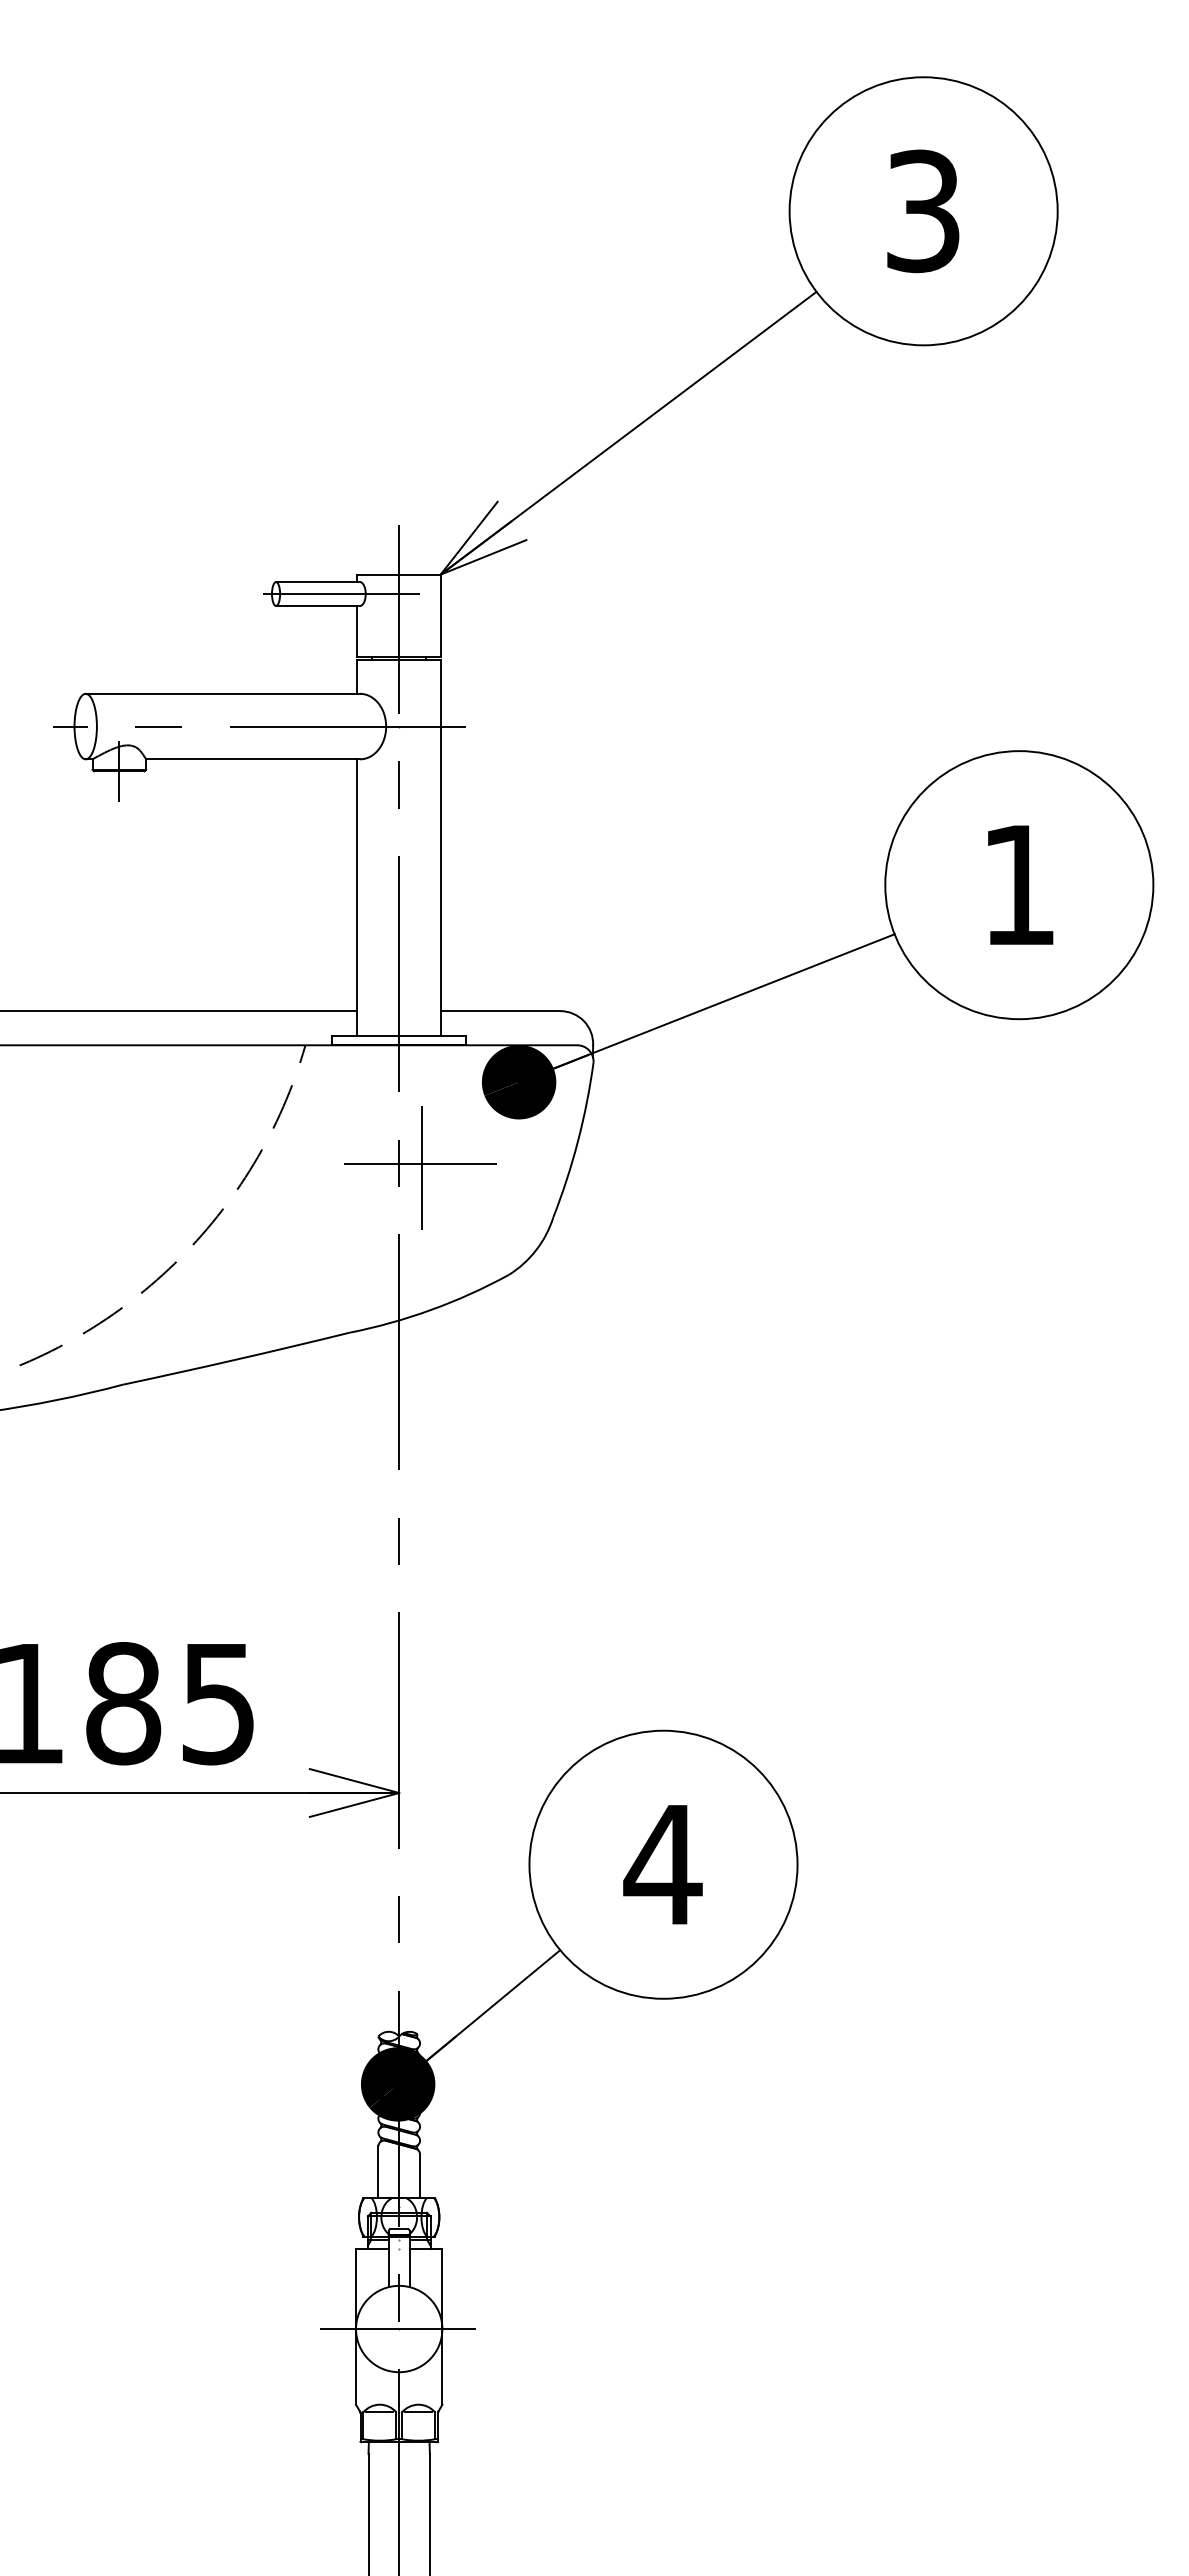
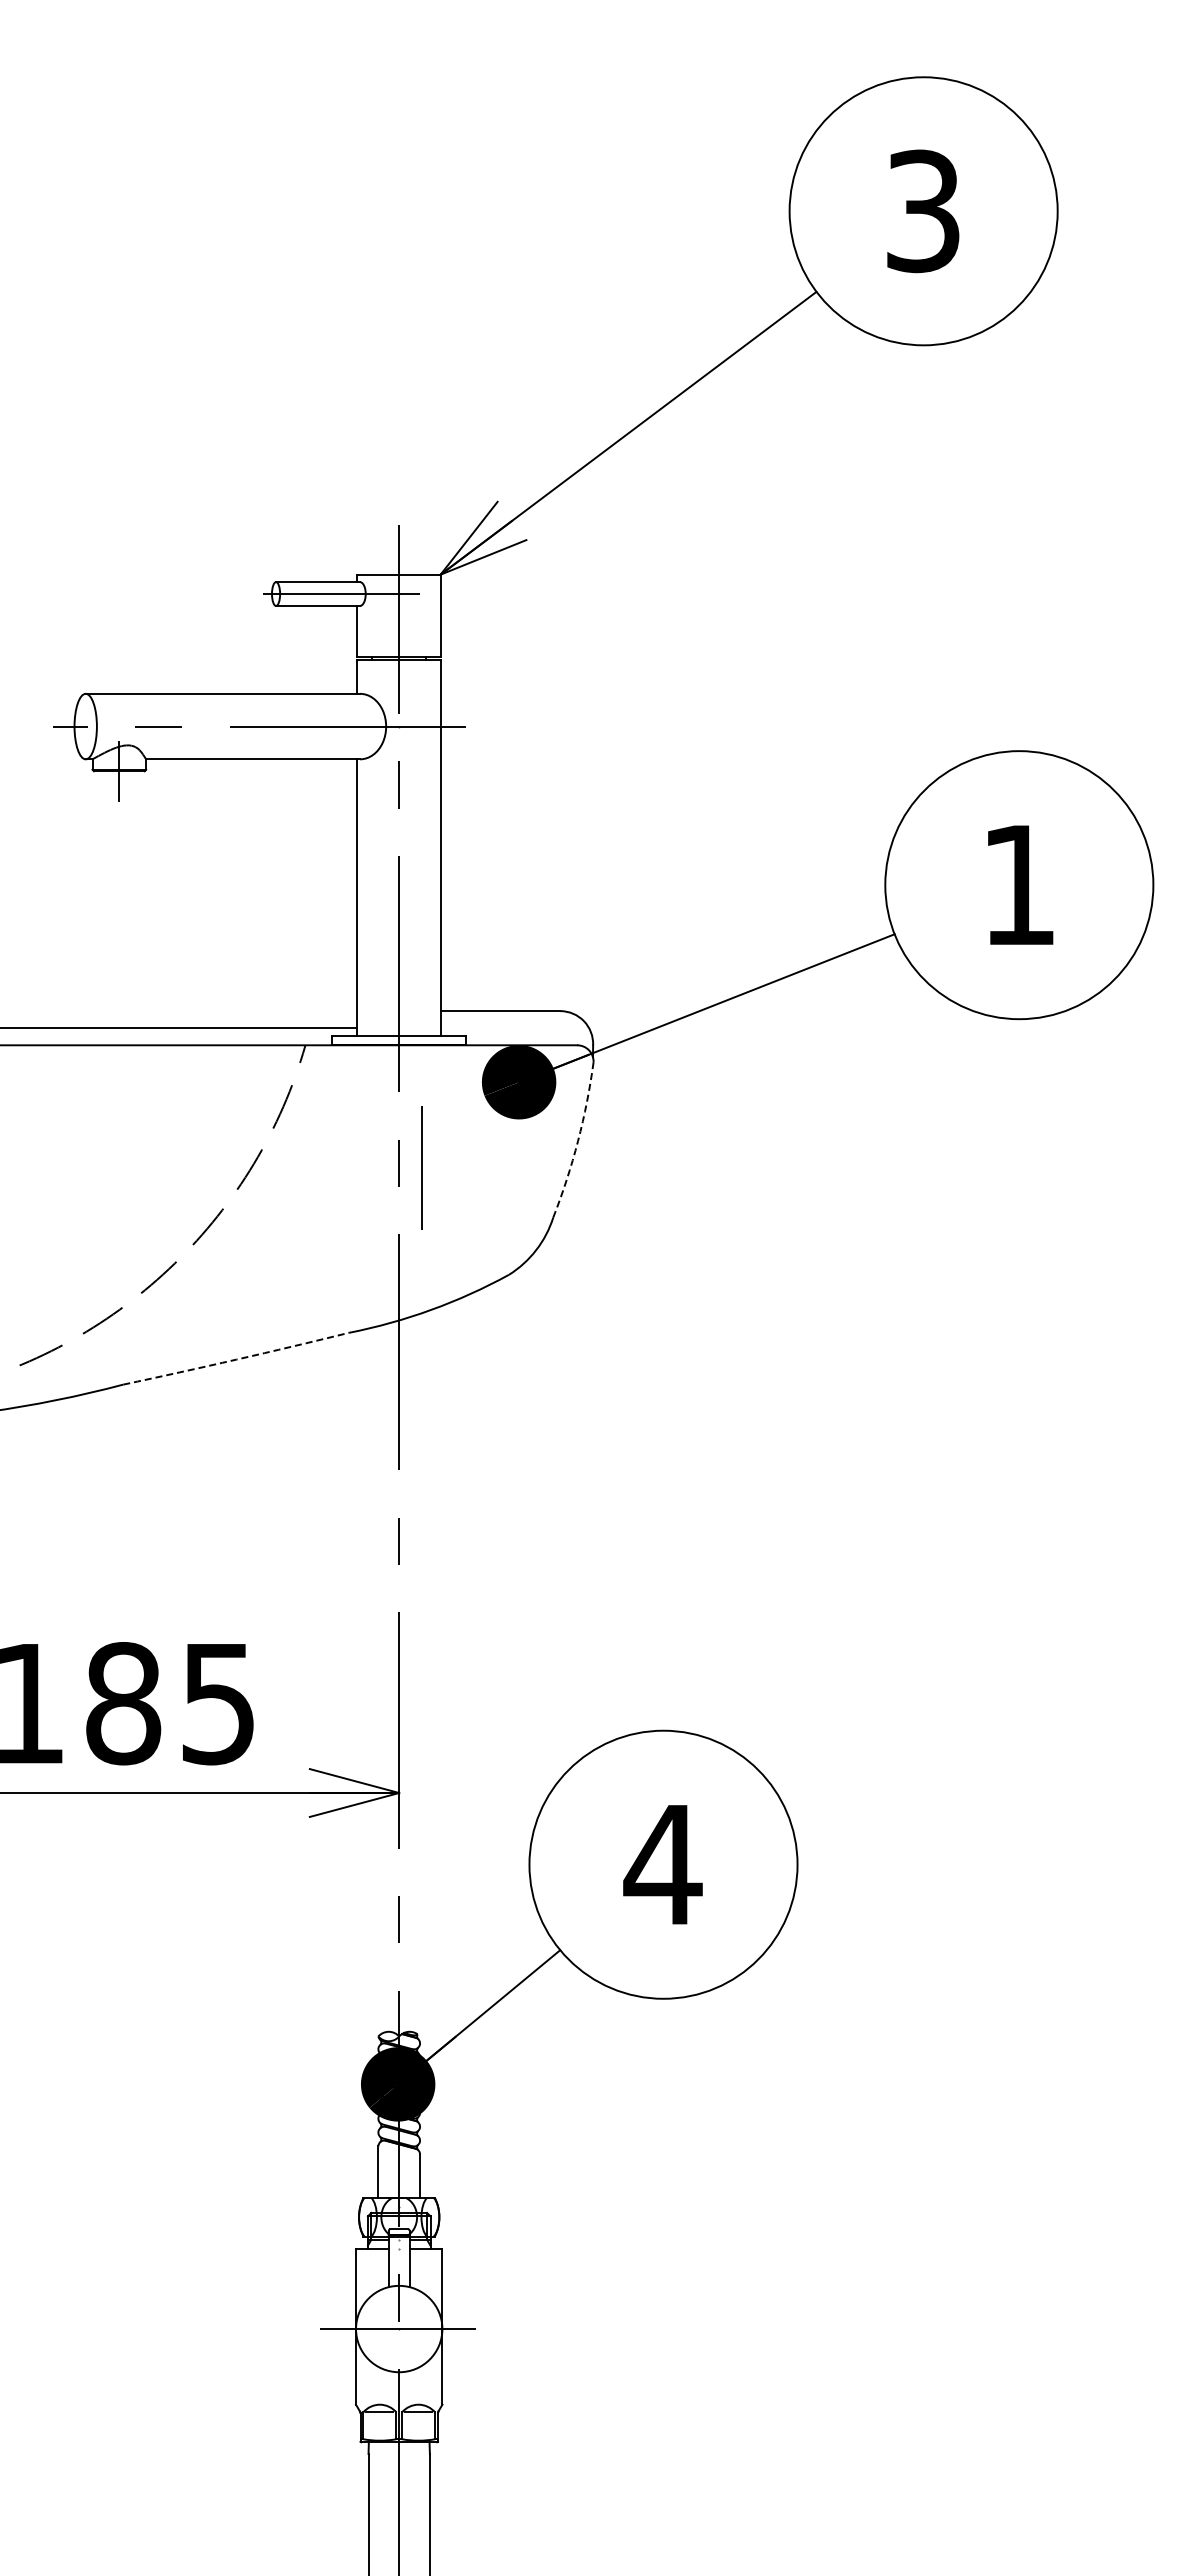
line position: (179, 1011) -> (179, 1028) (179, 1028)
arc: solid -> dashed (578, 1141)
line: present -> none (420, 1164)
arc: solid -> dashed (236, 1359)
